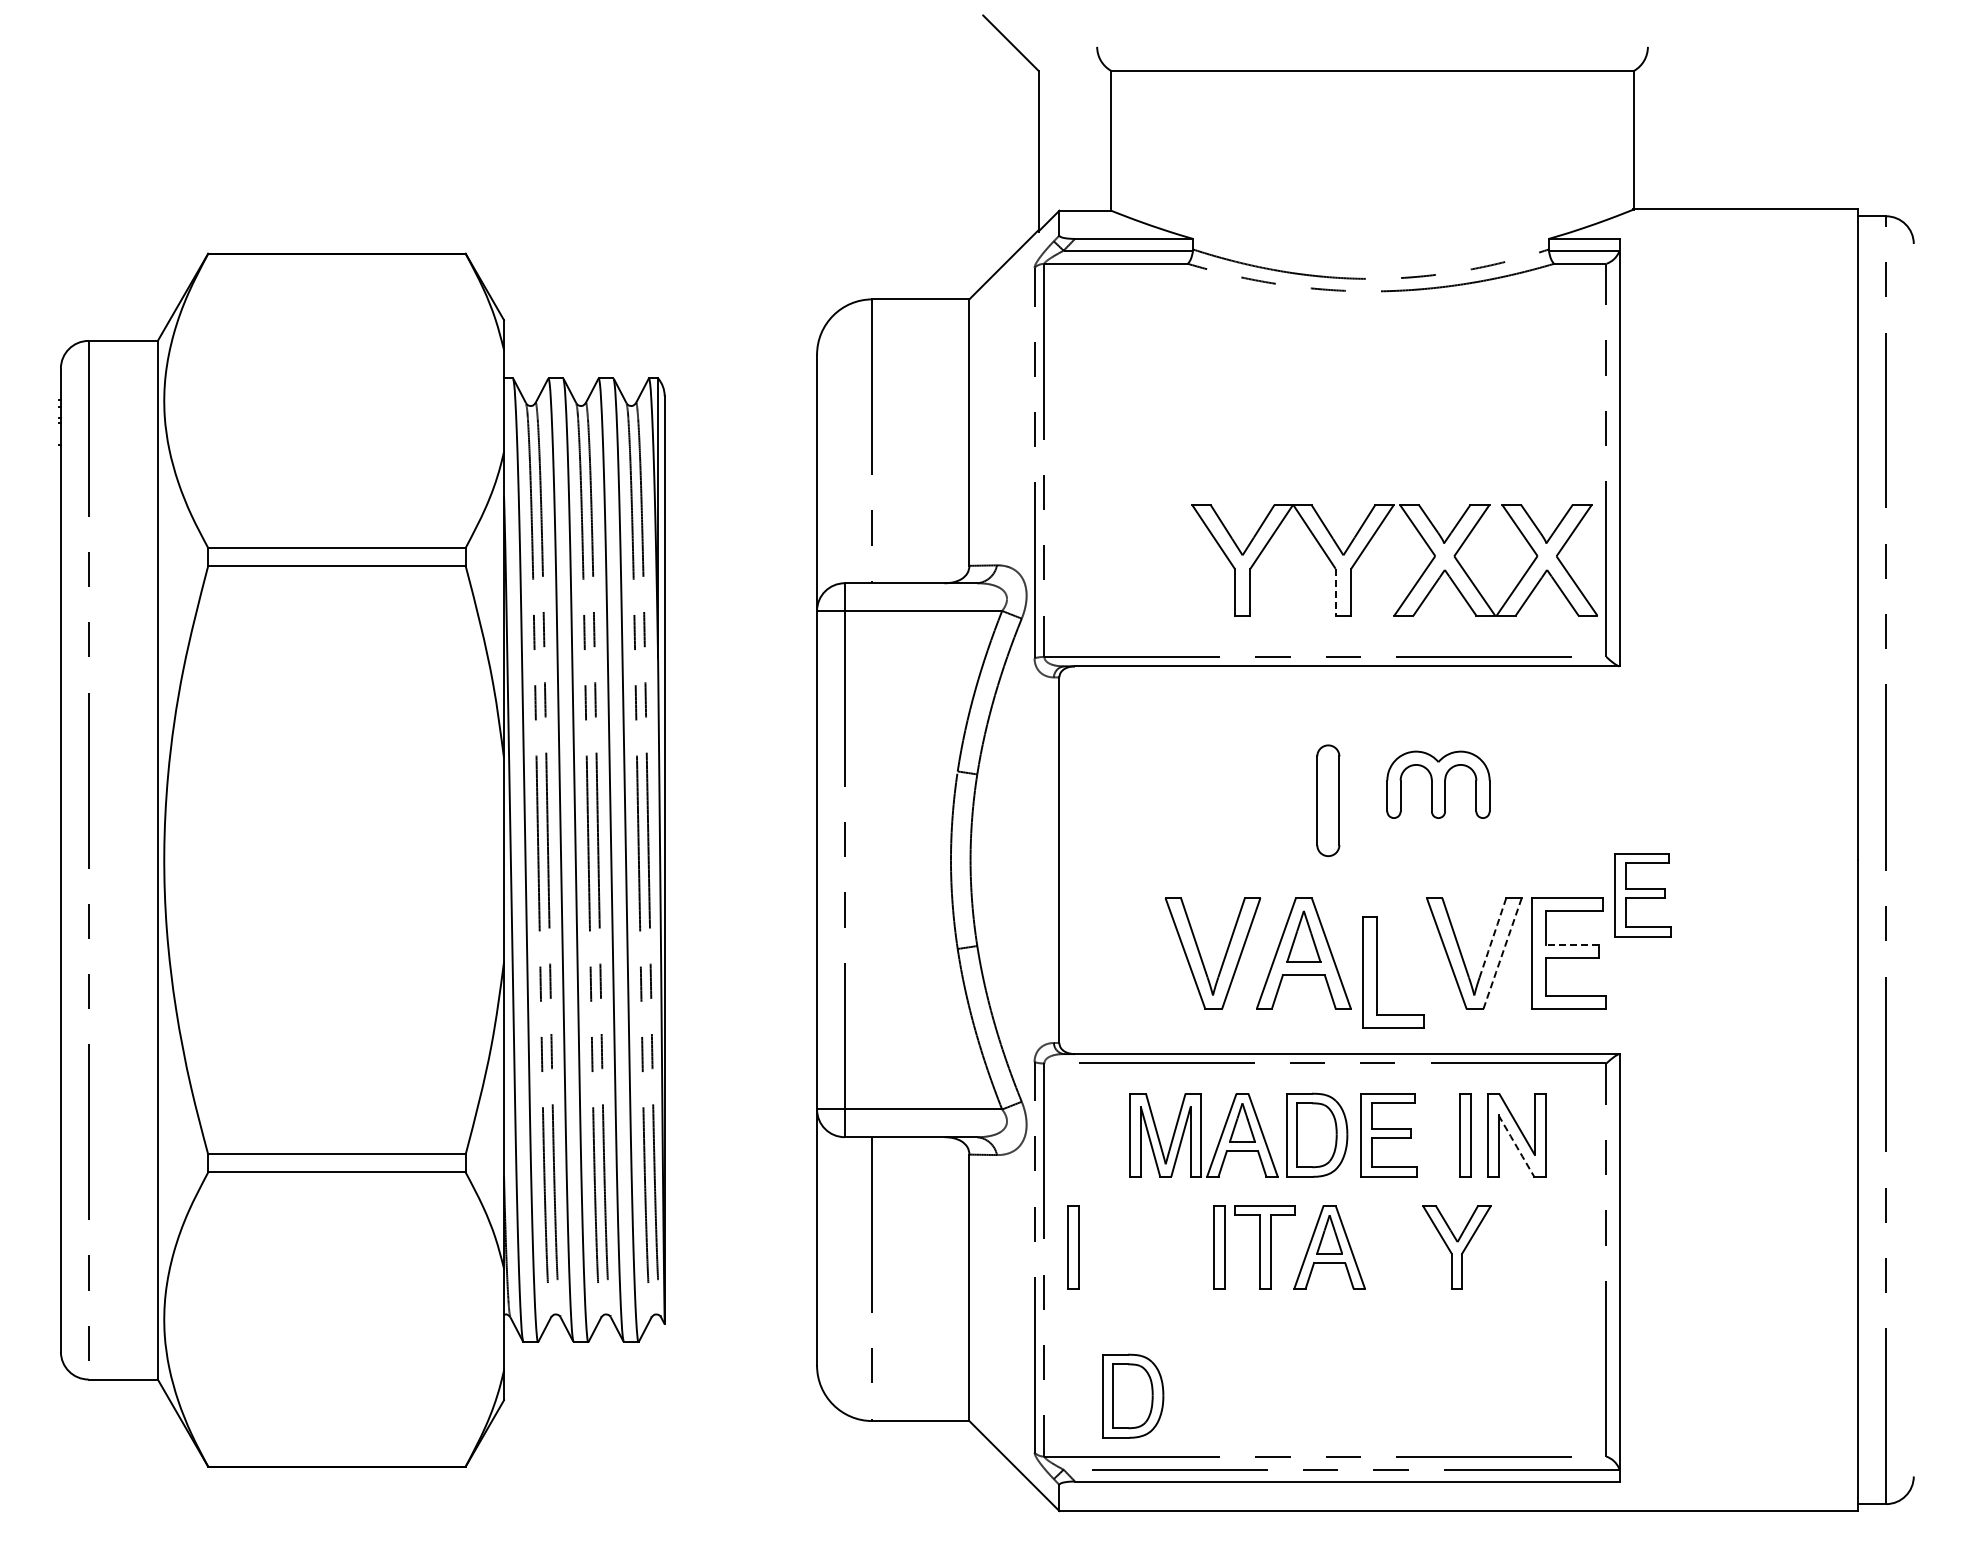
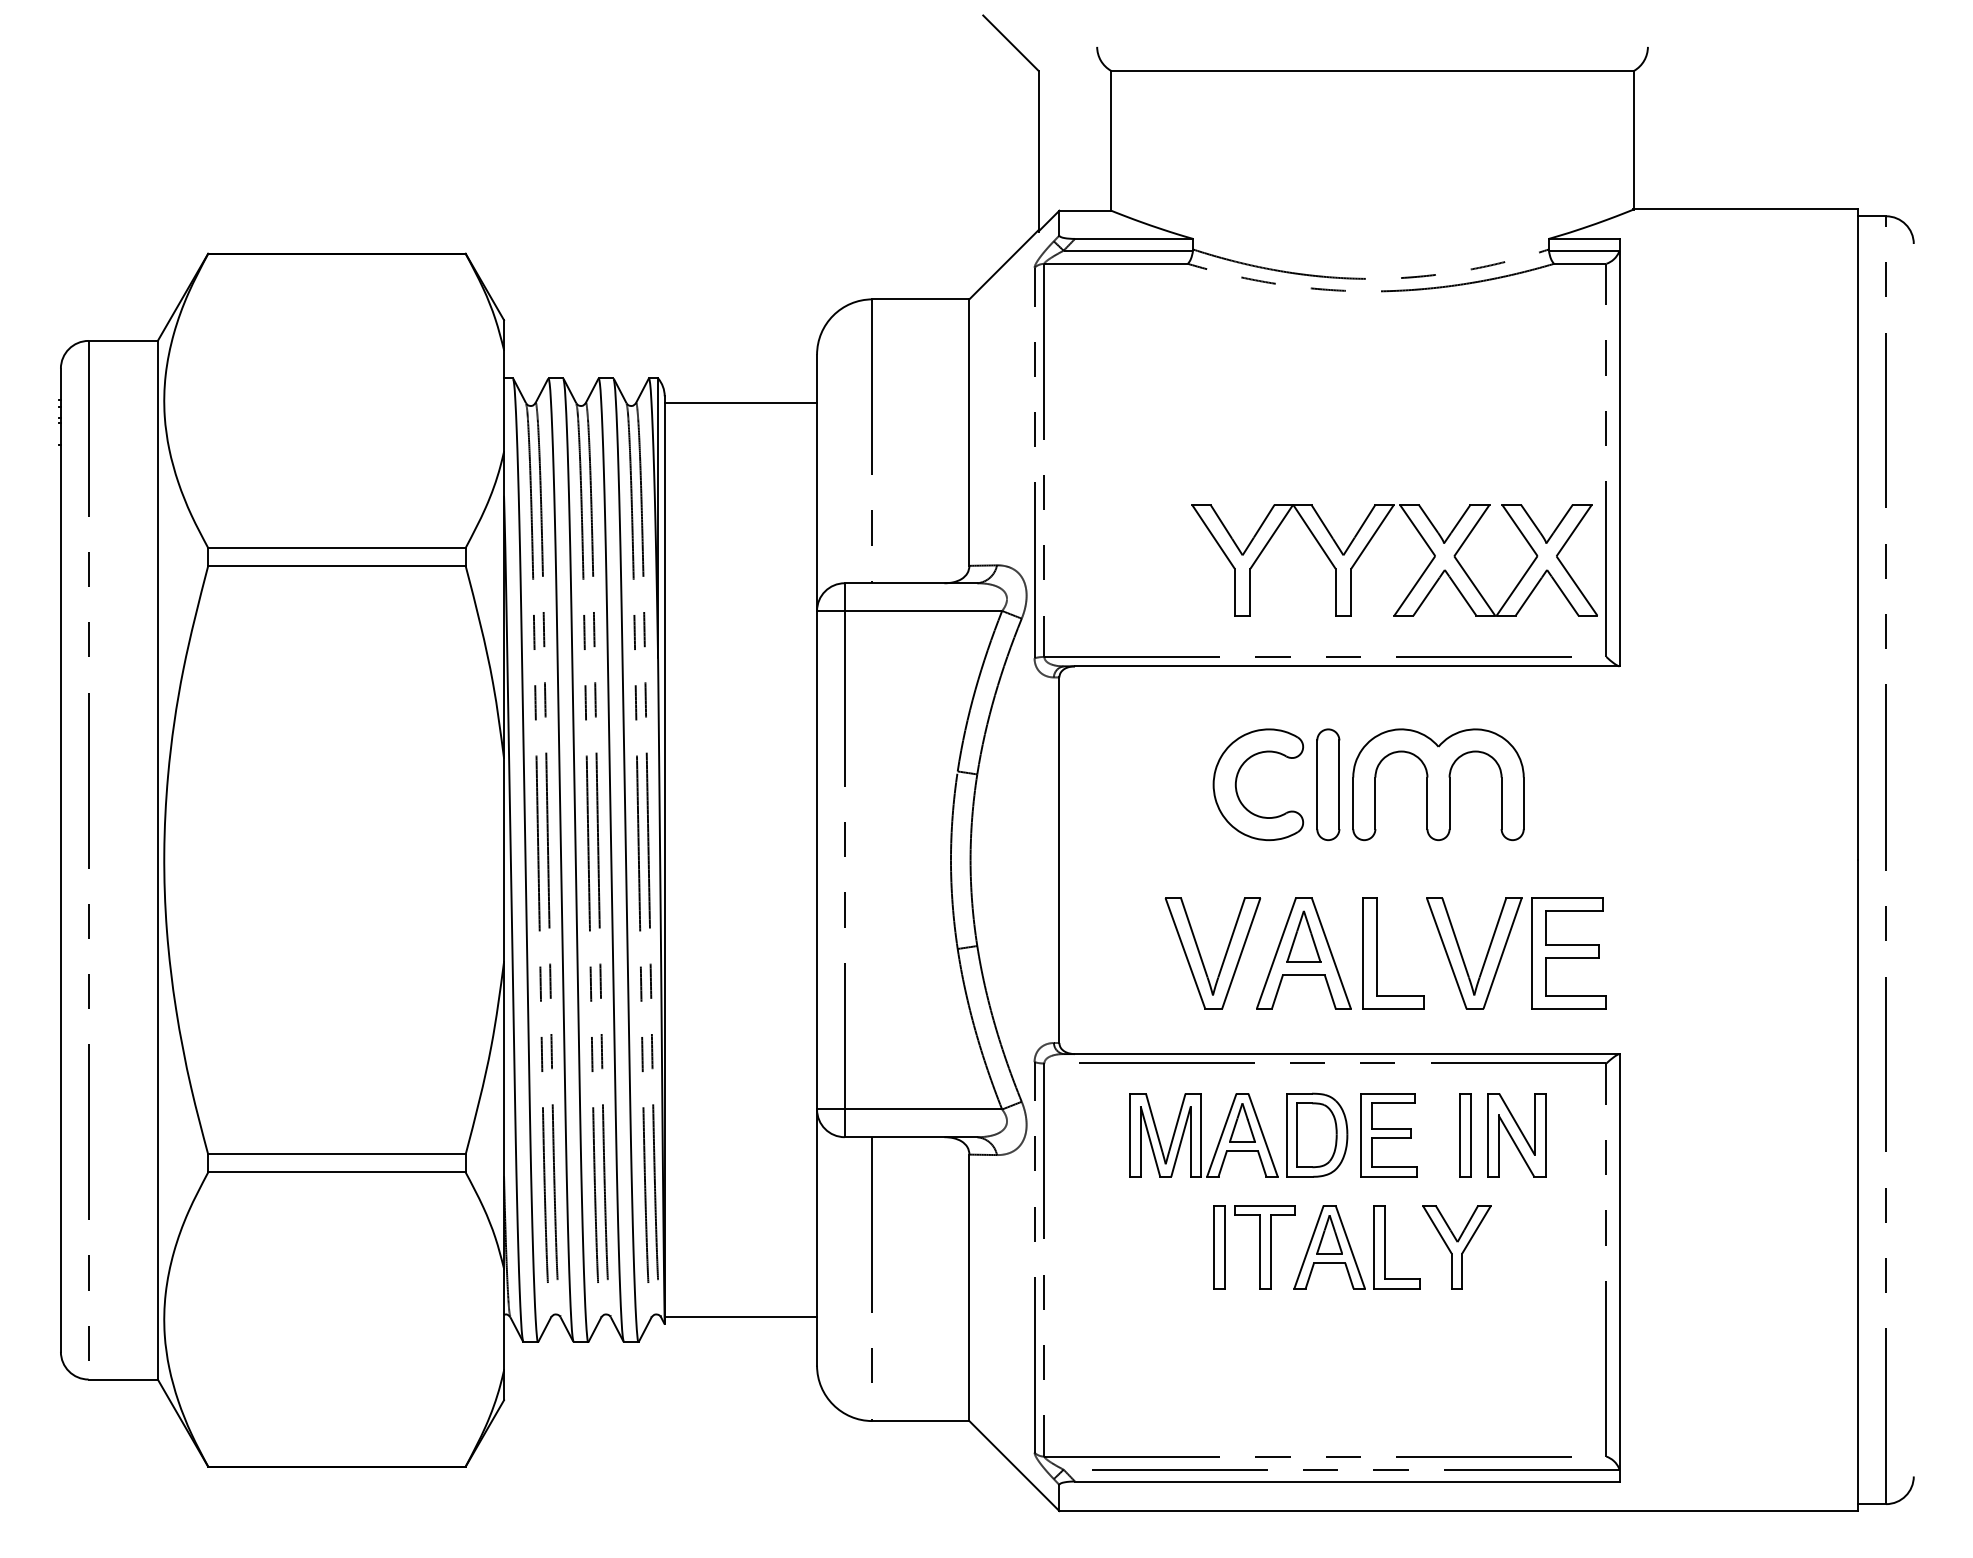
line: none -> present (740, 403)
line: dashed -> solid (1335, 592)
part: none -> present (1237, 779)
part size: 105x69 px -> 173x114 px (1438, 784)
part position: (1328, 800) -> (1328, 784) (1328, 784)
part: present -> none (1642, 895)
line: dashed -> solid (1492, 937)
line: dashed -> solid (1571, 945)
line: dashed -> solid (1502, 952)
part position: (1377, 972) -> (1377, 953) (1377, 953)
line: dashed -> solid (1516, 1146)
part: present -> none (1073, 1247)
part: none -> present (1385, 1247)
line: none -> present (740, 1317)
part: present -> none (1133, 1395)
